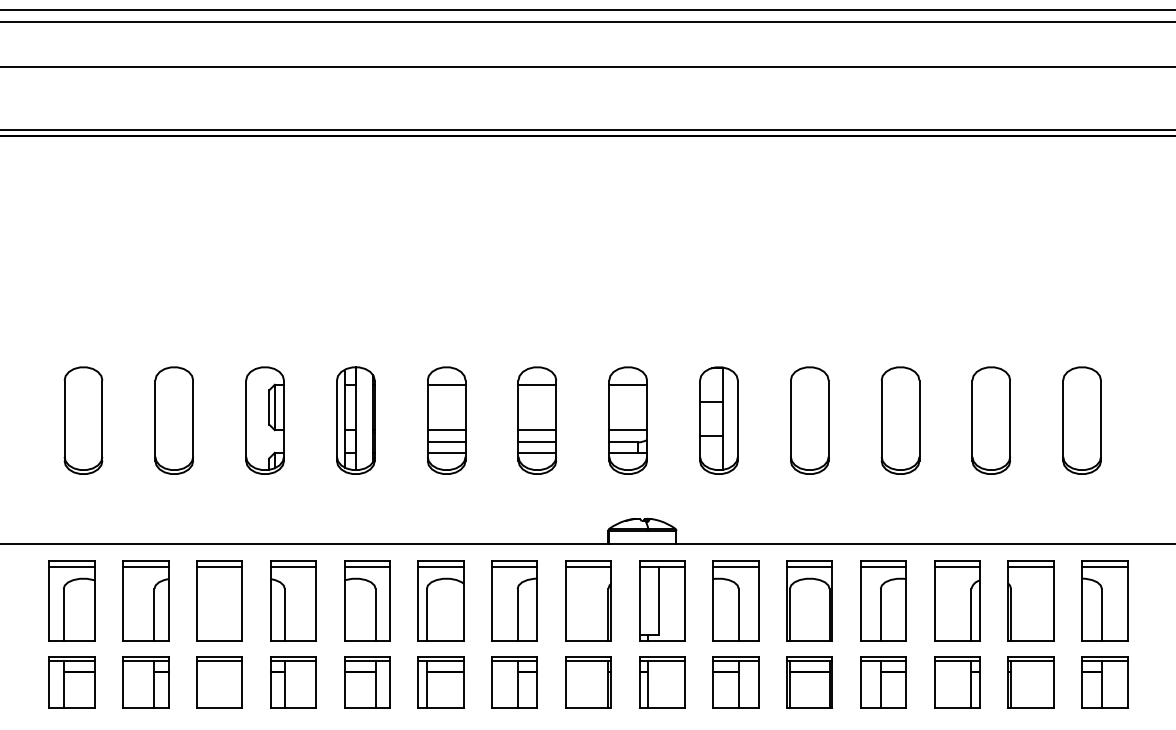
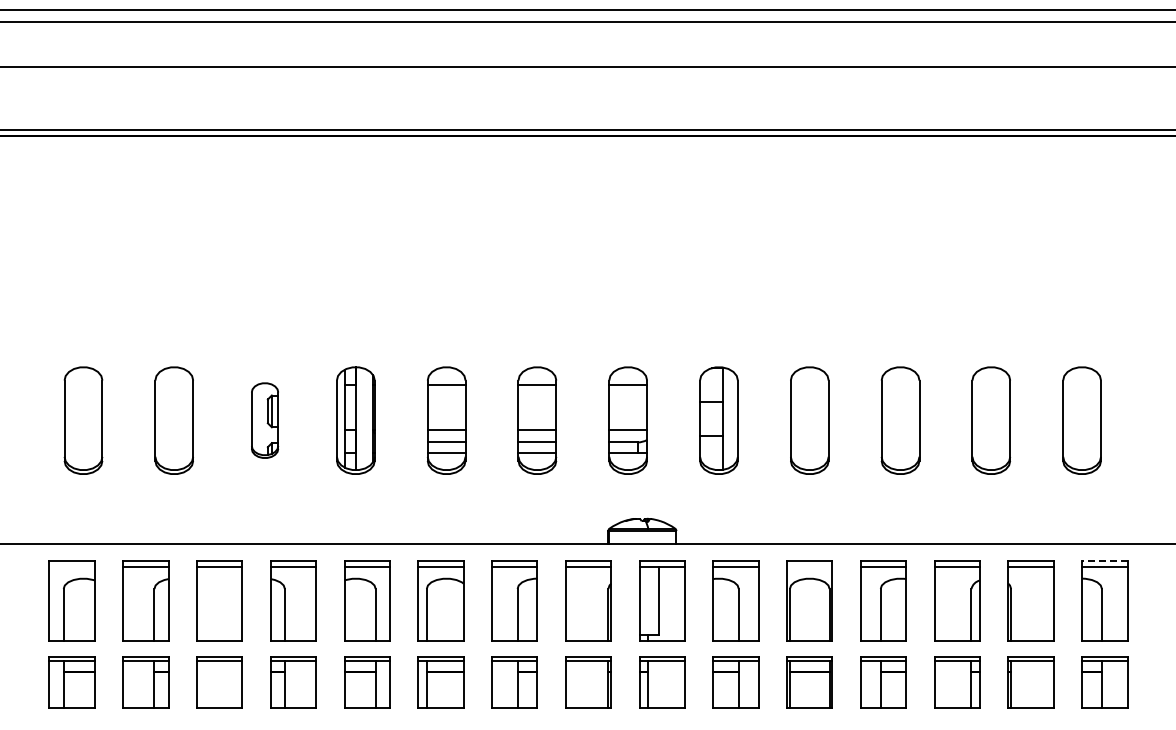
part size: 40x109 px -> 29x77 px (265, 420)
line: solid -> dashed (1104, 561)
line: present -> none (71, 566)
line: present -> none (809, 566)
